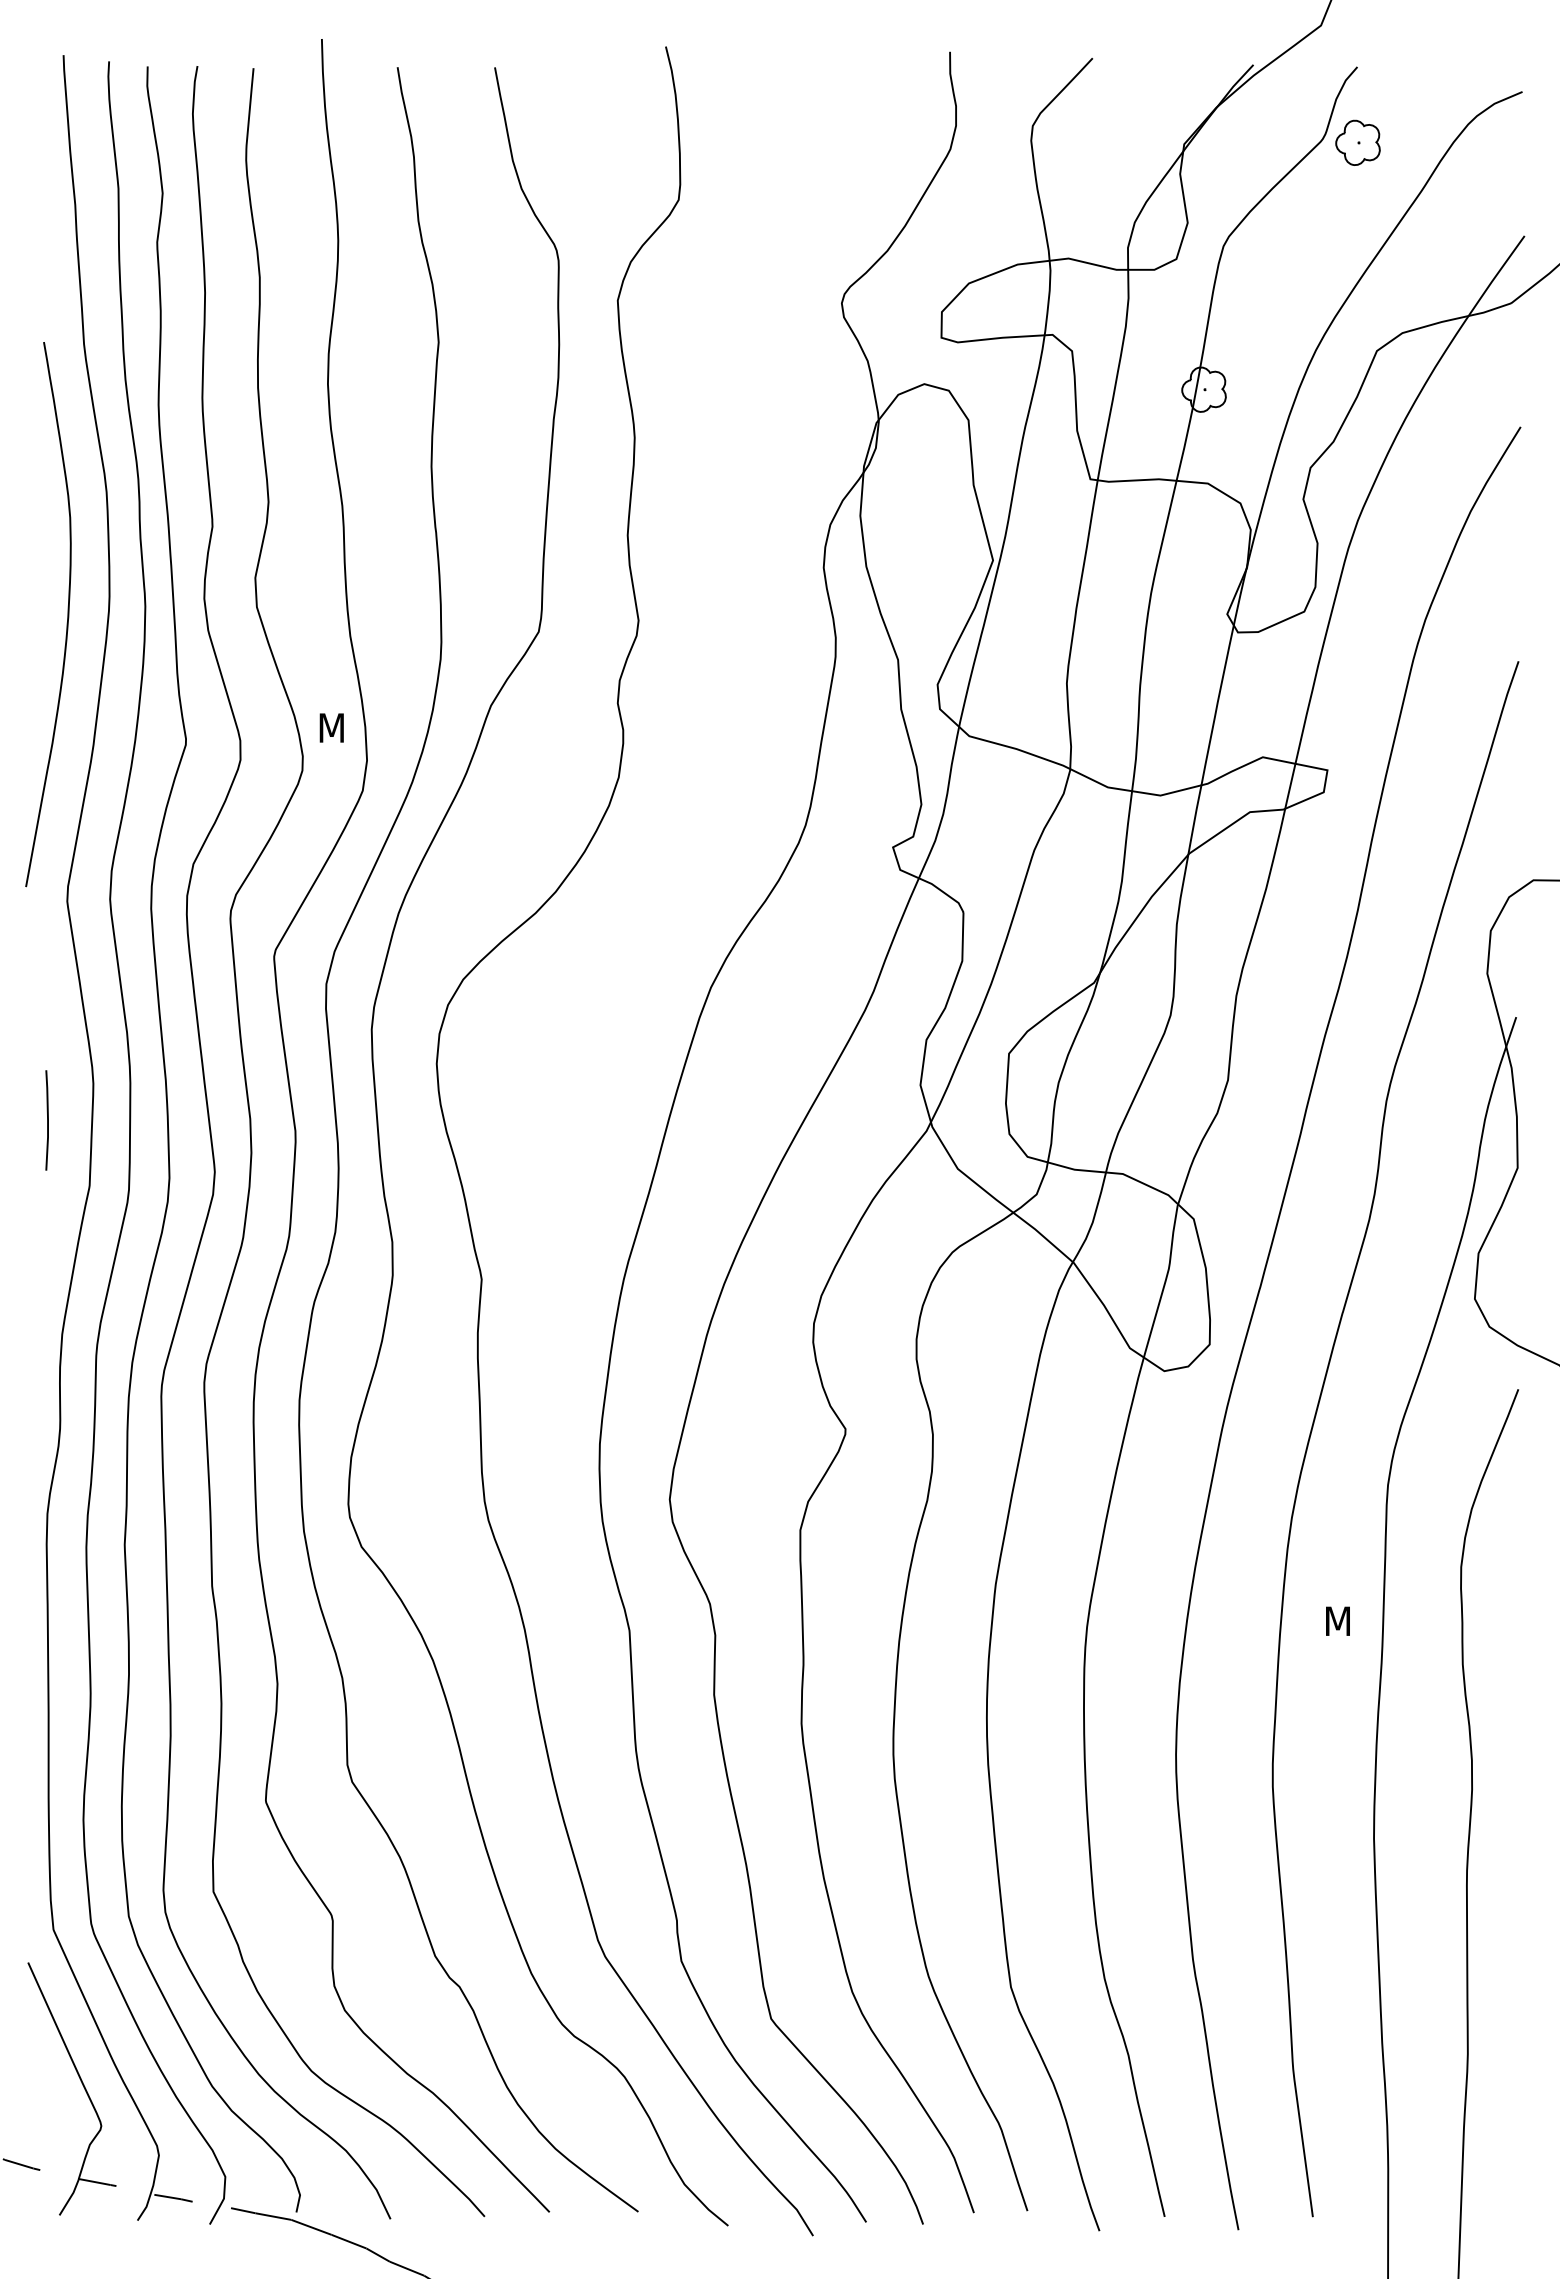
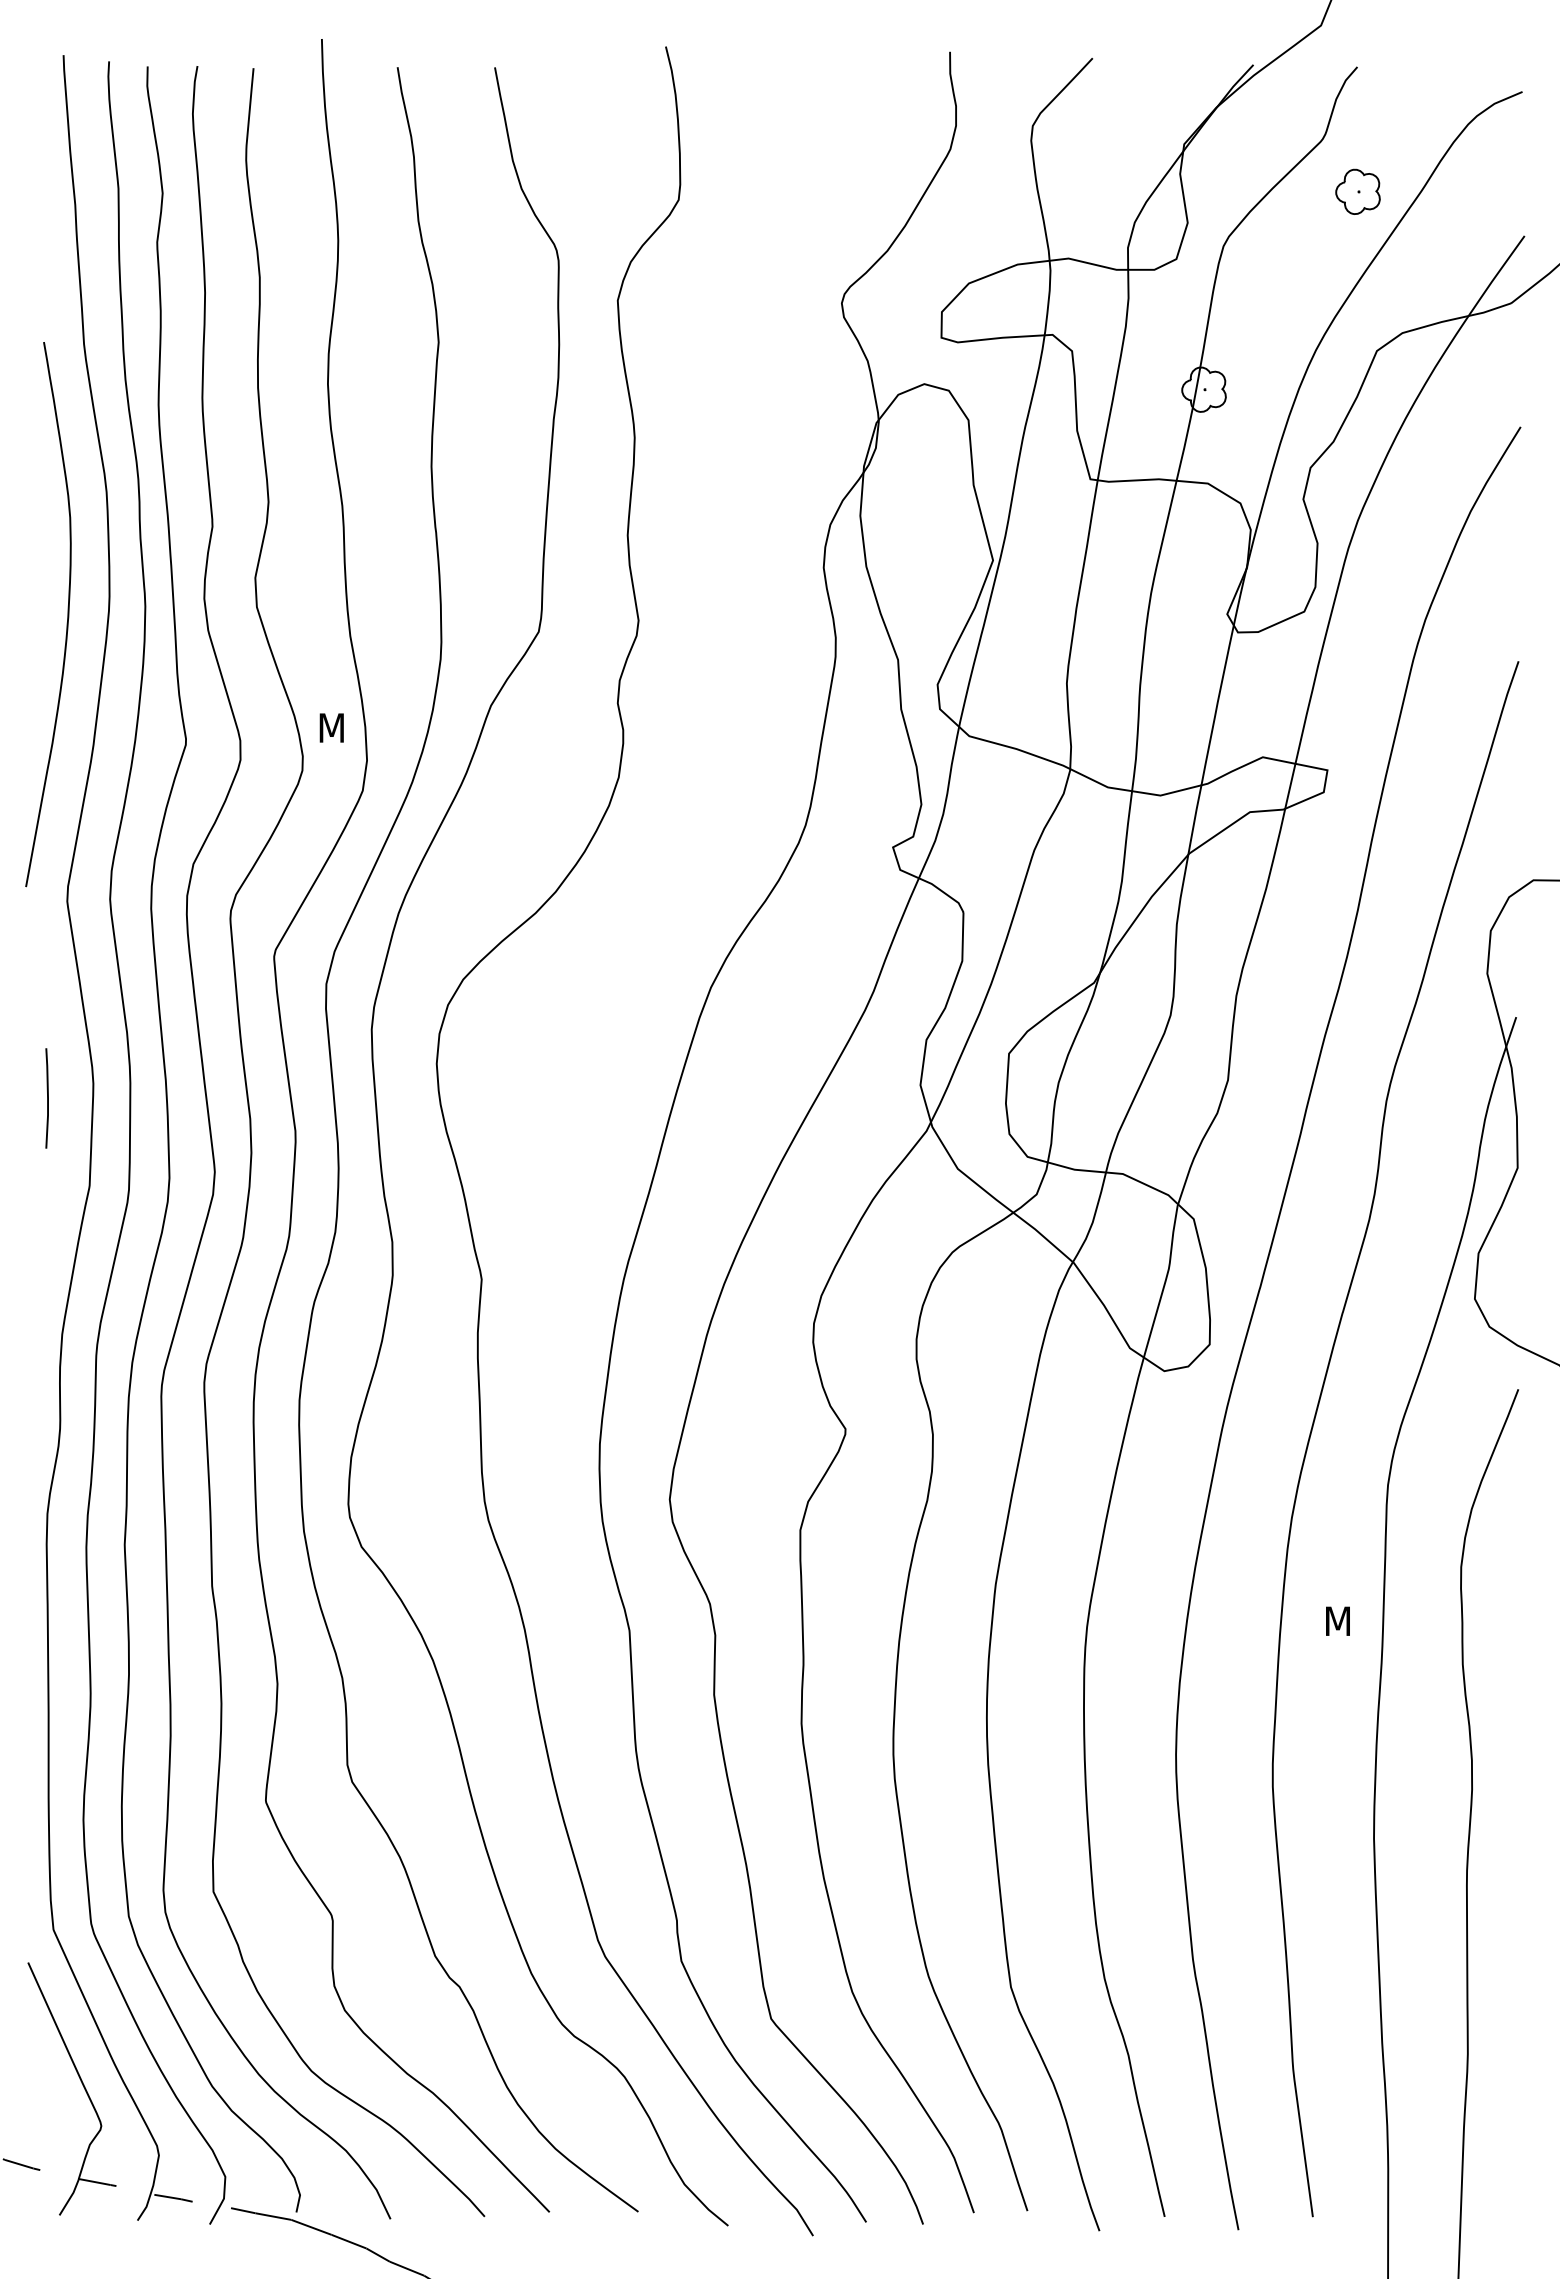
part position: (1357, 142) -> (1357, 191) (1357, 191)
line position: (47, 1120) -> (47, 1098) (47, 1098)
